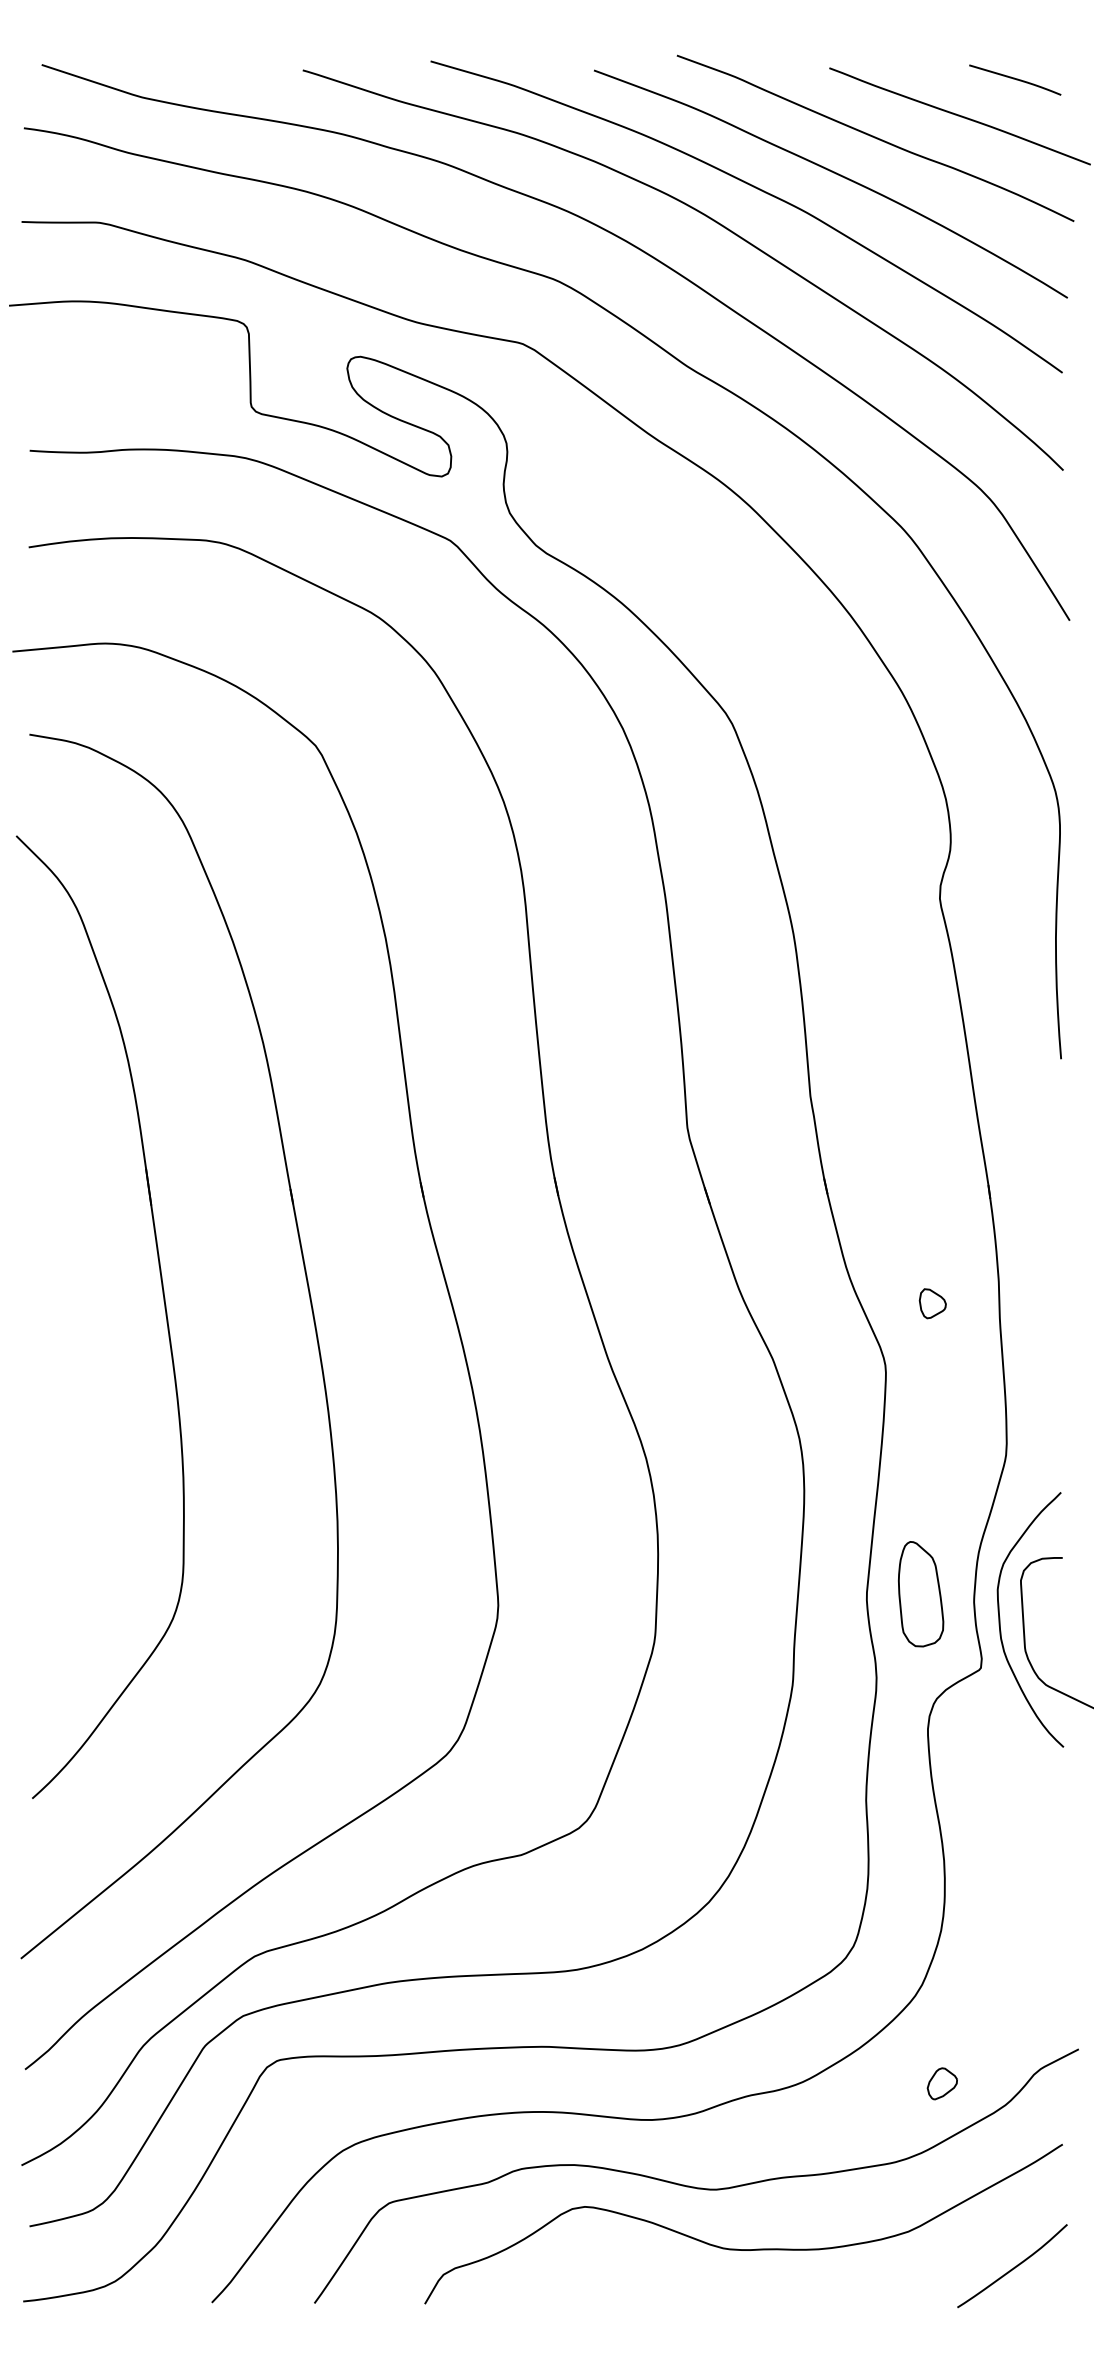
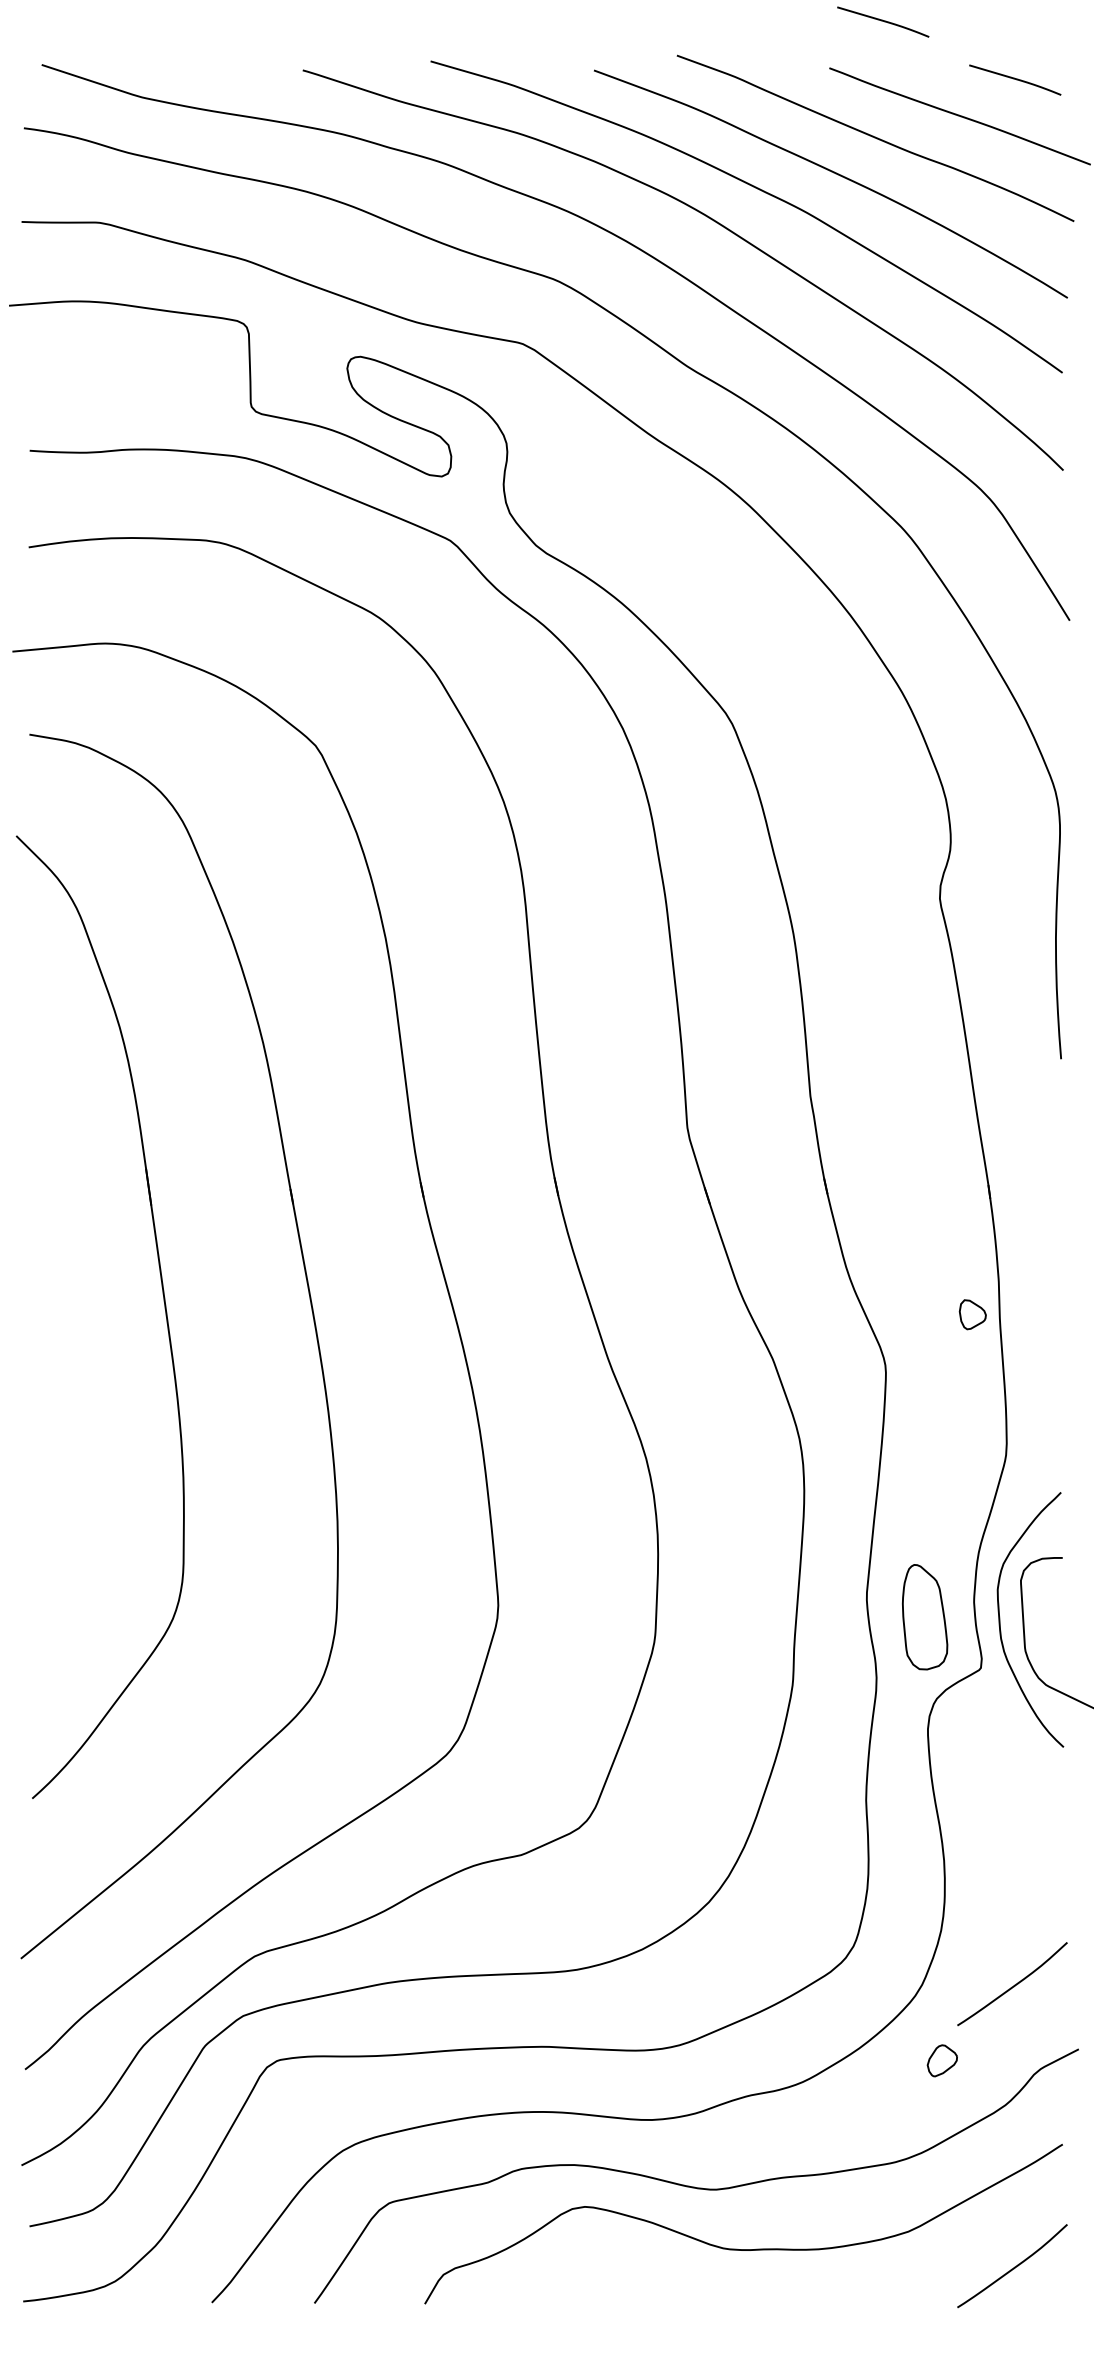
curve: none -> present (883, 21)
part position: (932, 1303) -> (972, 1314) (972, 1314)
part position: (921, 1594) -> (925, 1617) (925, 1617)
curve: none -> present (1013, 1985)
part position: (941, 2083) -> (941, 2060) (941, 2060)
